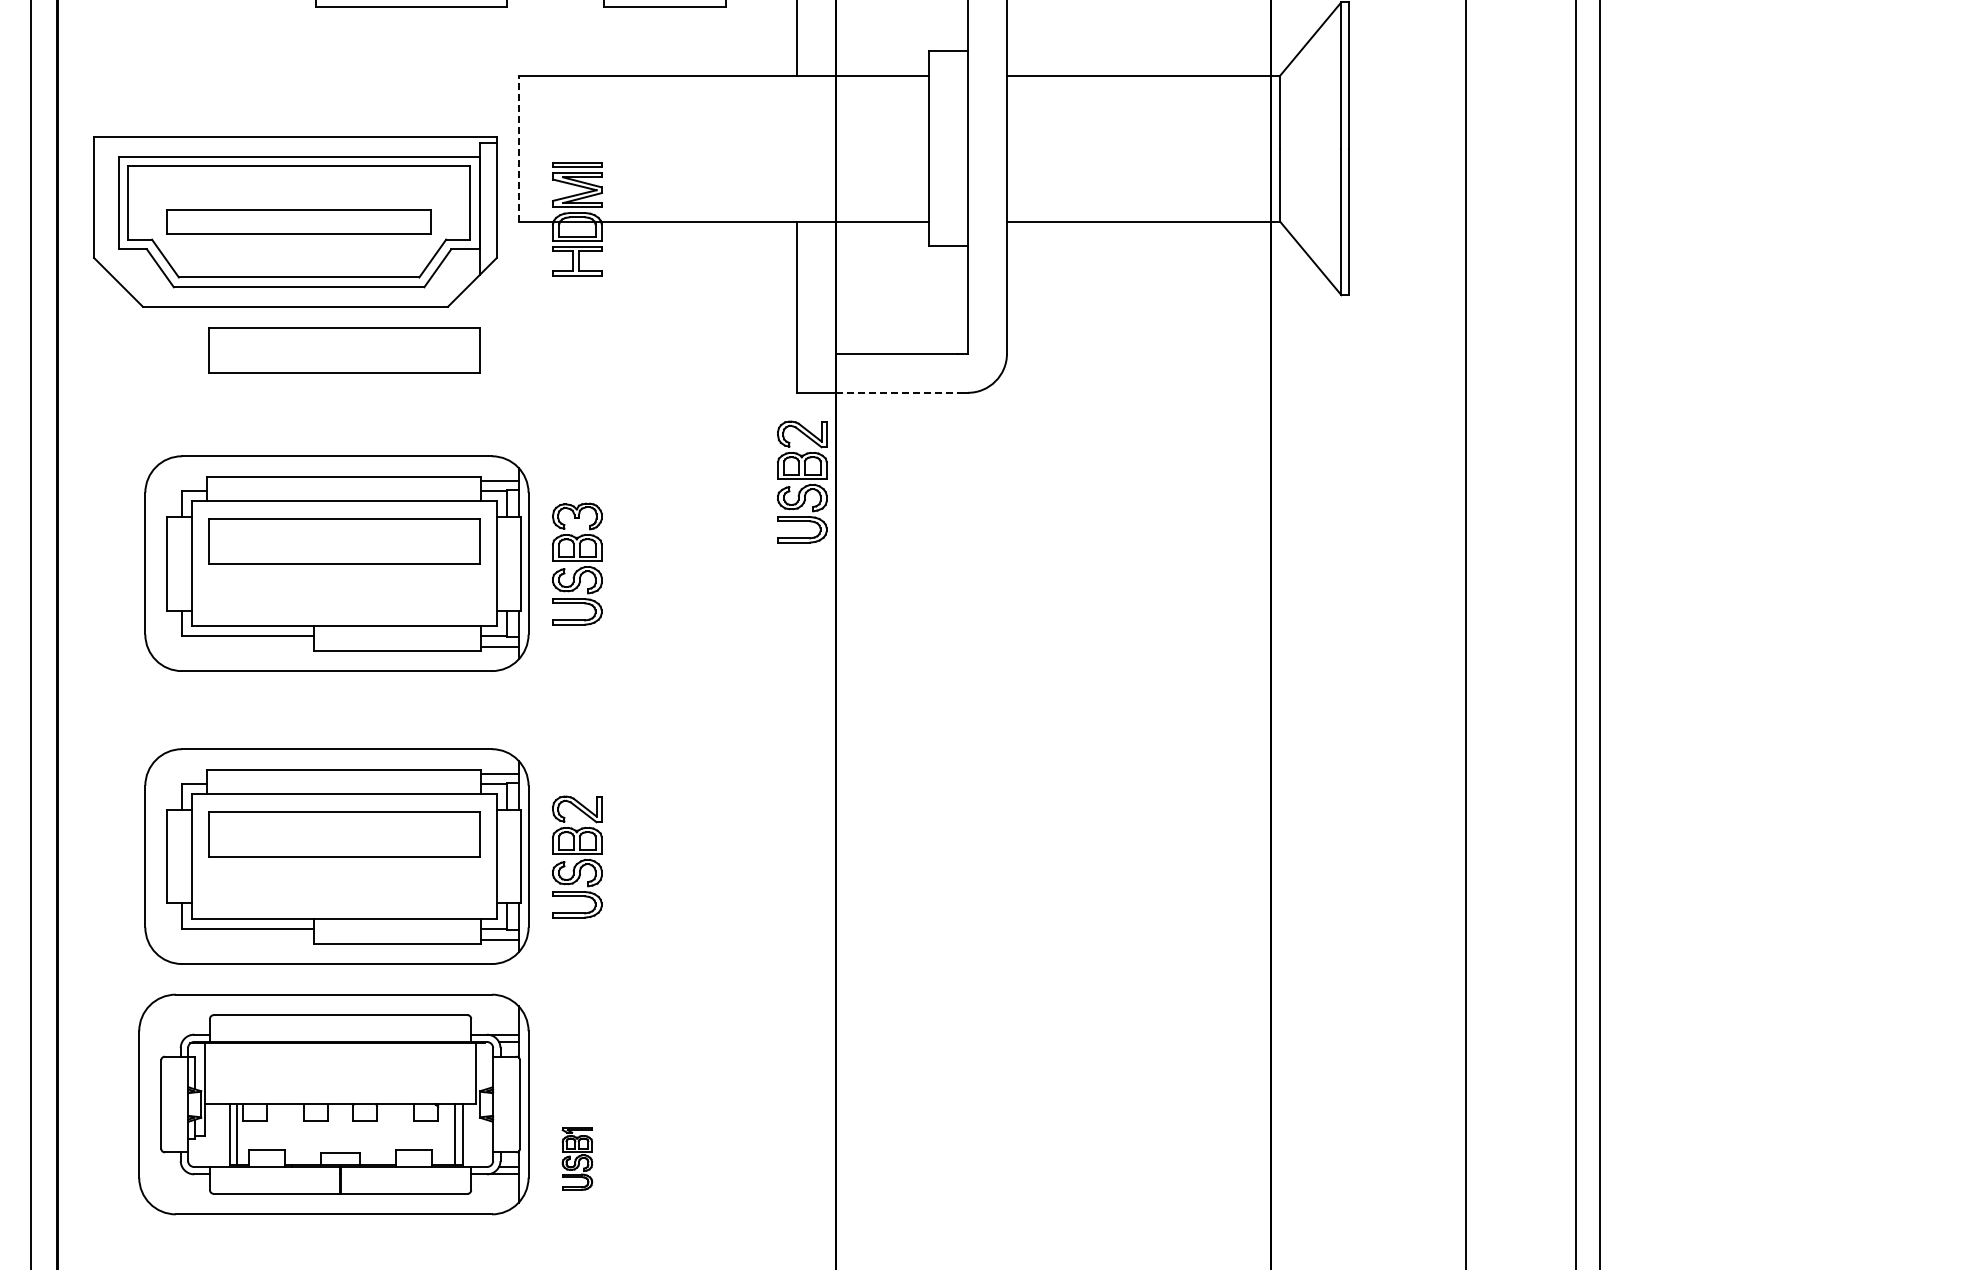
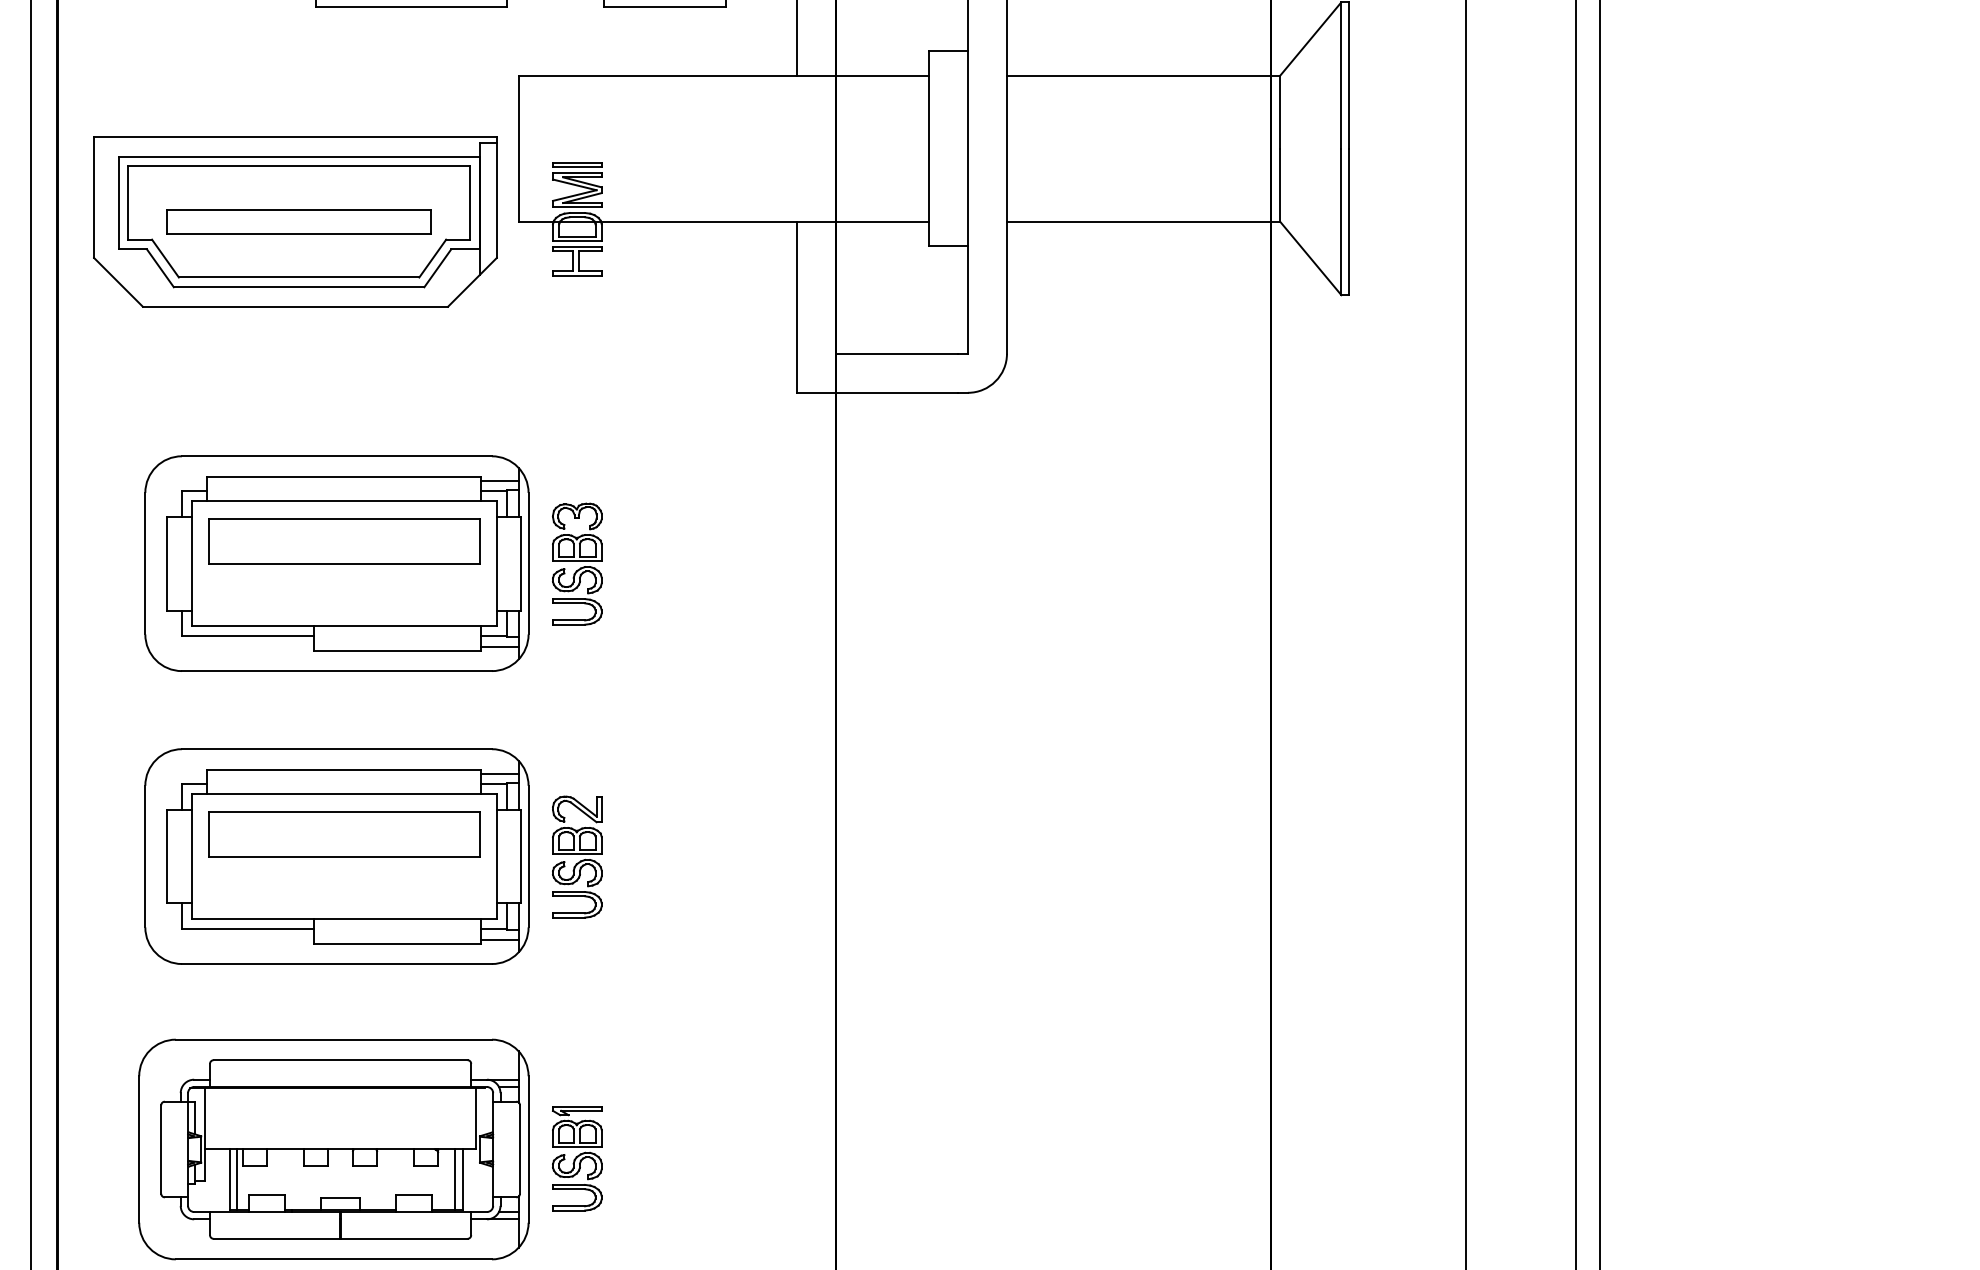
line: dashed -> solid (518, 148)
part: present -> none (344, 350)
line: dashed -> solid (897, 392)
part: present -> none (802, 481)
part position: (333, 1104) -> (333, 1149) (333, 1149)
part size: 33x64 px -> 51x106 px (577, 1158)
